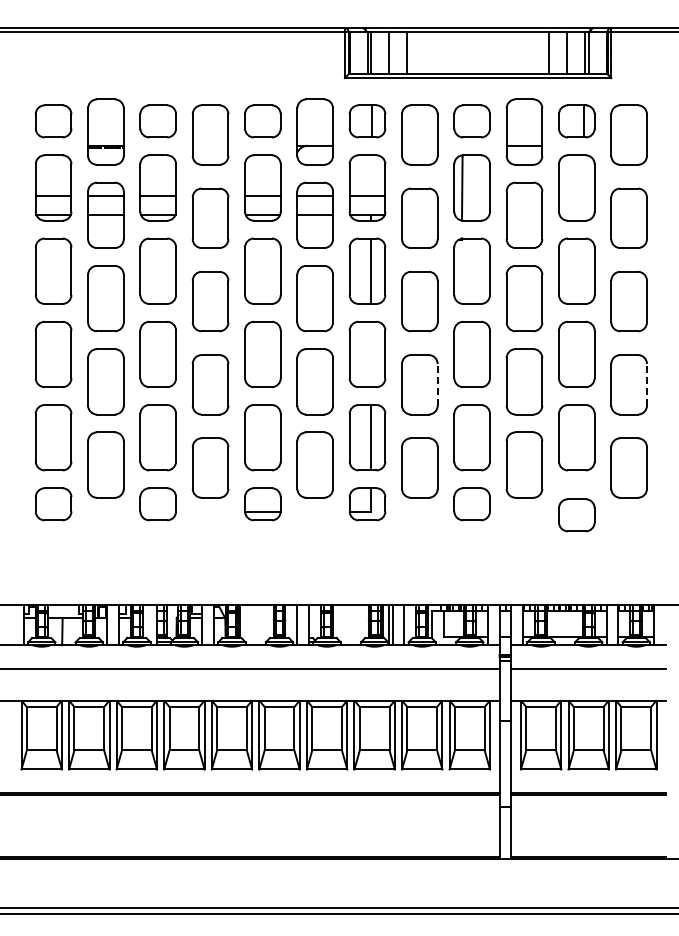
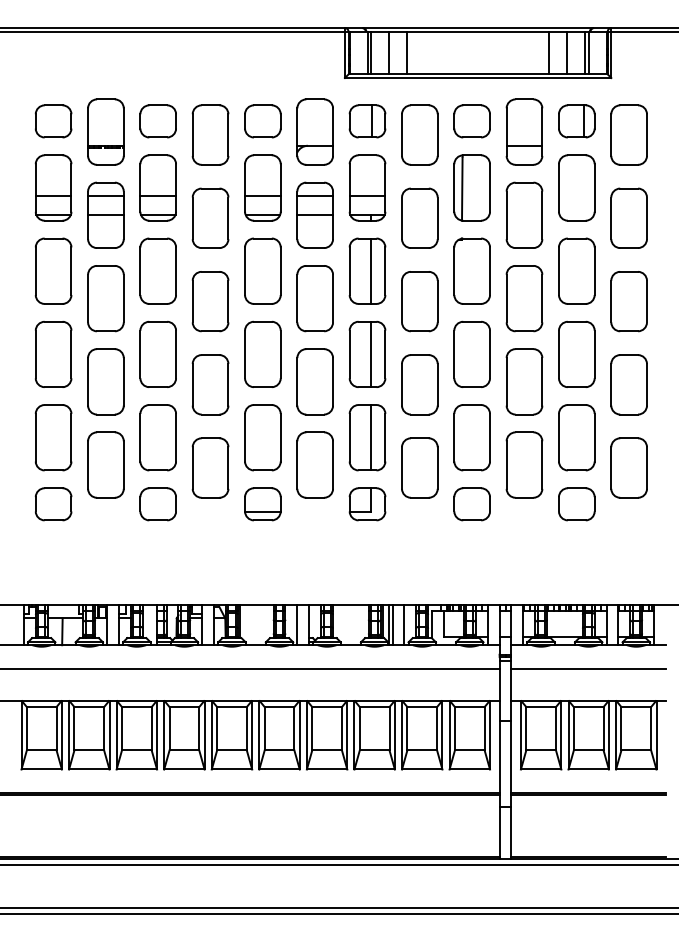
line: none -> present (371, 354)
line: dashed -> solid (437, 384)
line: dashed -> solid (646, 384)
part position: (576, 515) -> (576, 504) (576, 504)
line: none -> present (338, 865)
